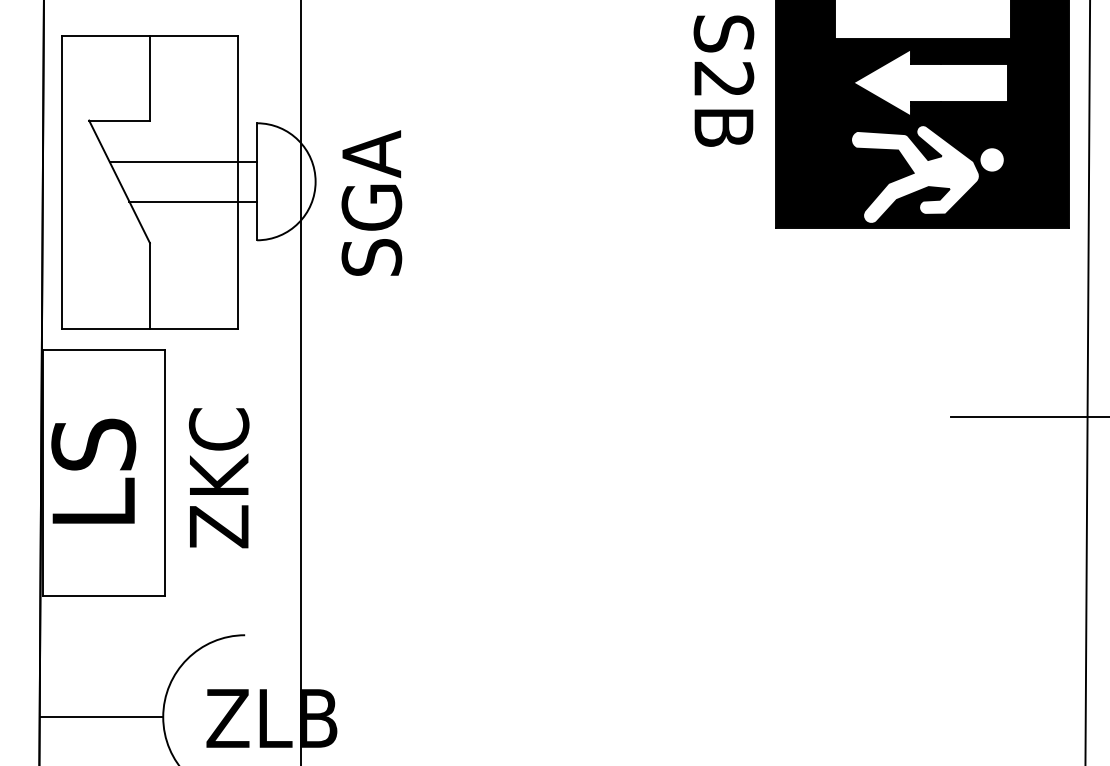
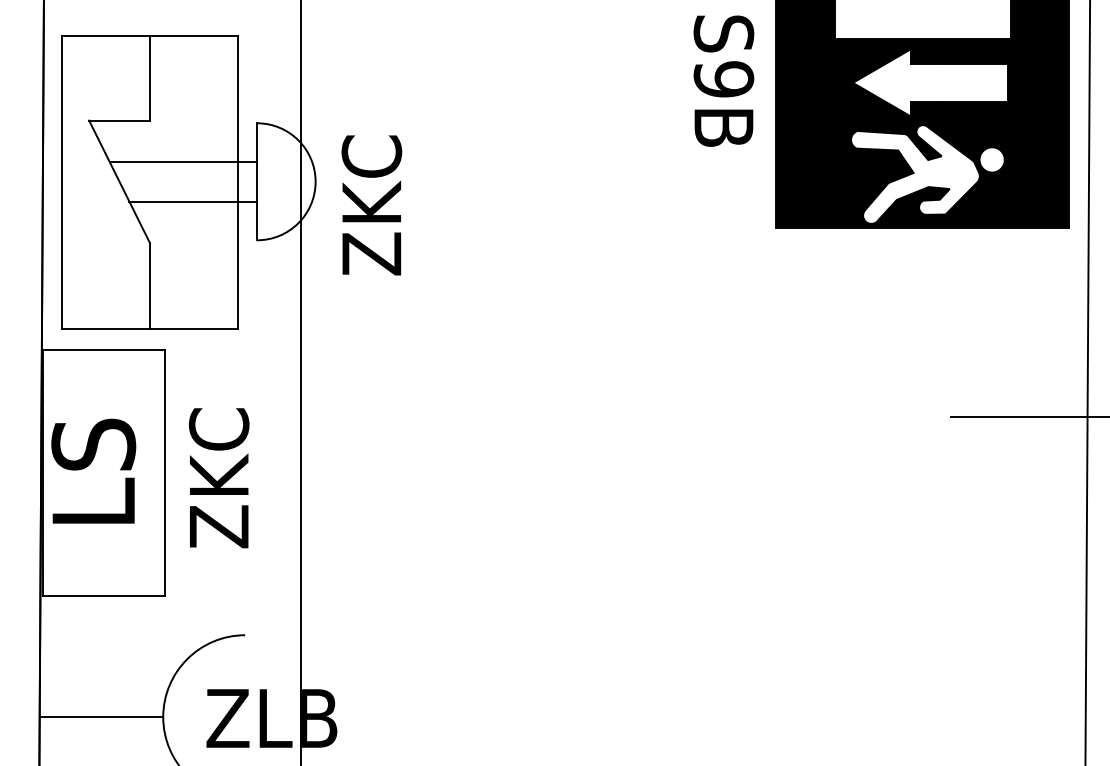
text: S2B -> S9B (723, 79)
text: SGA -> ZKC (371, 202)
